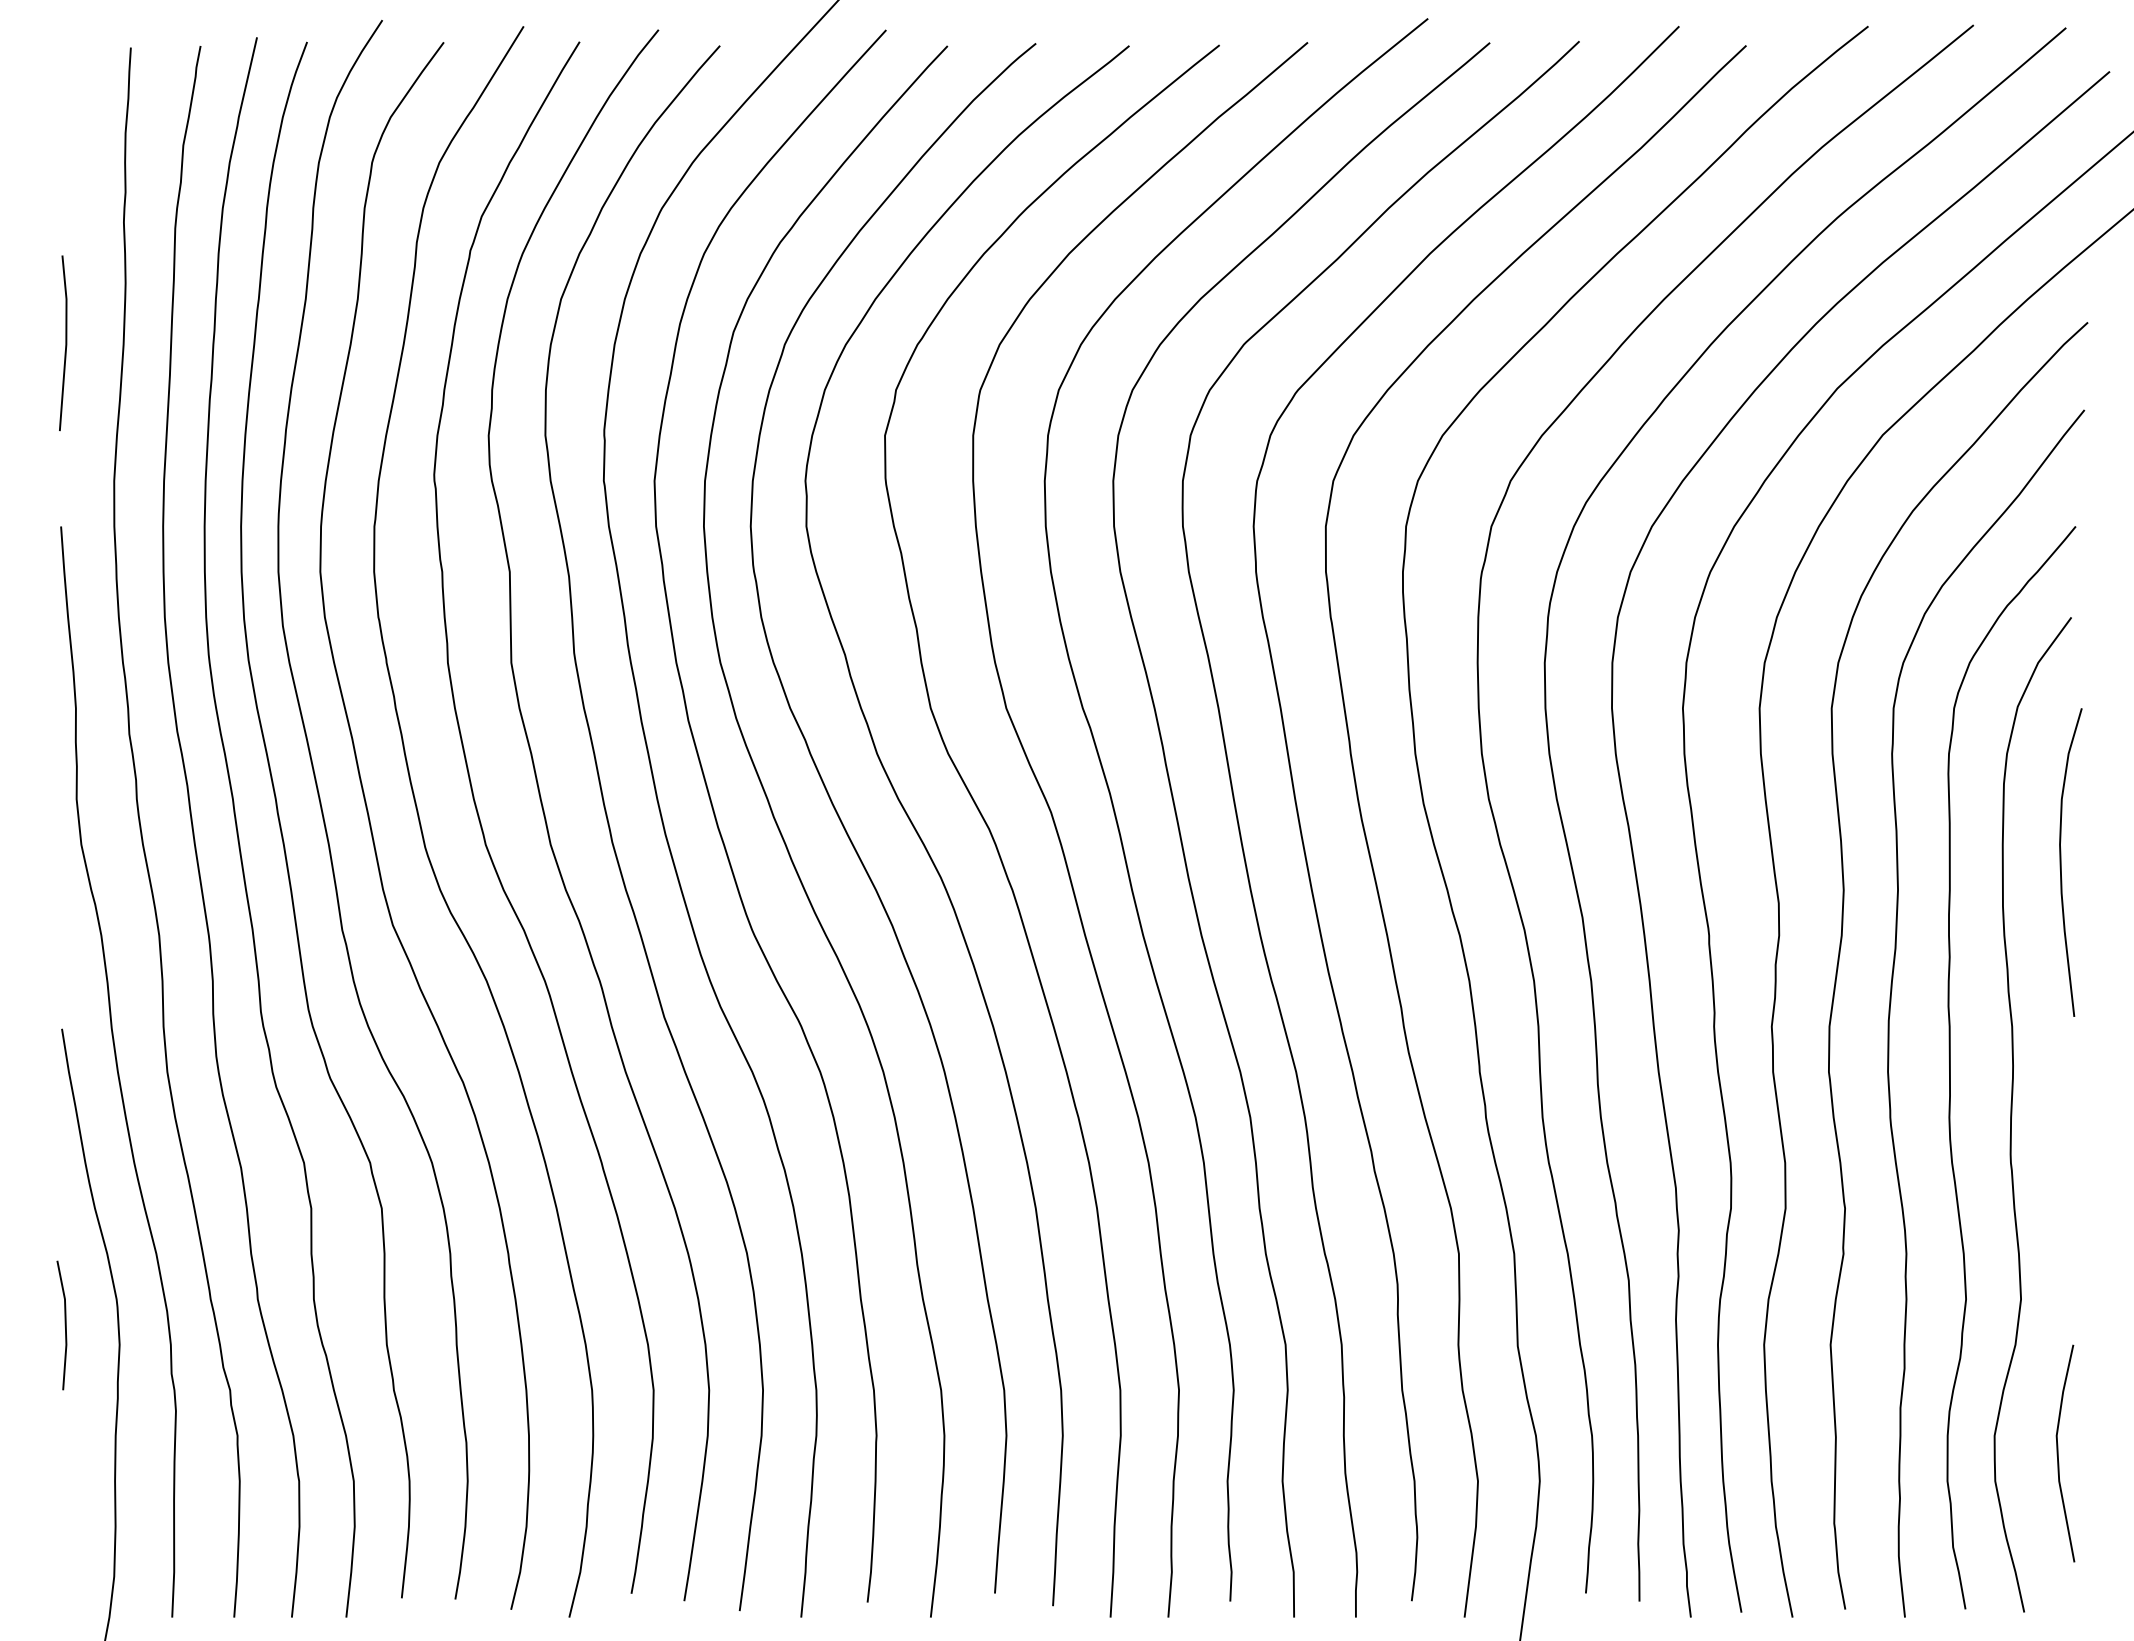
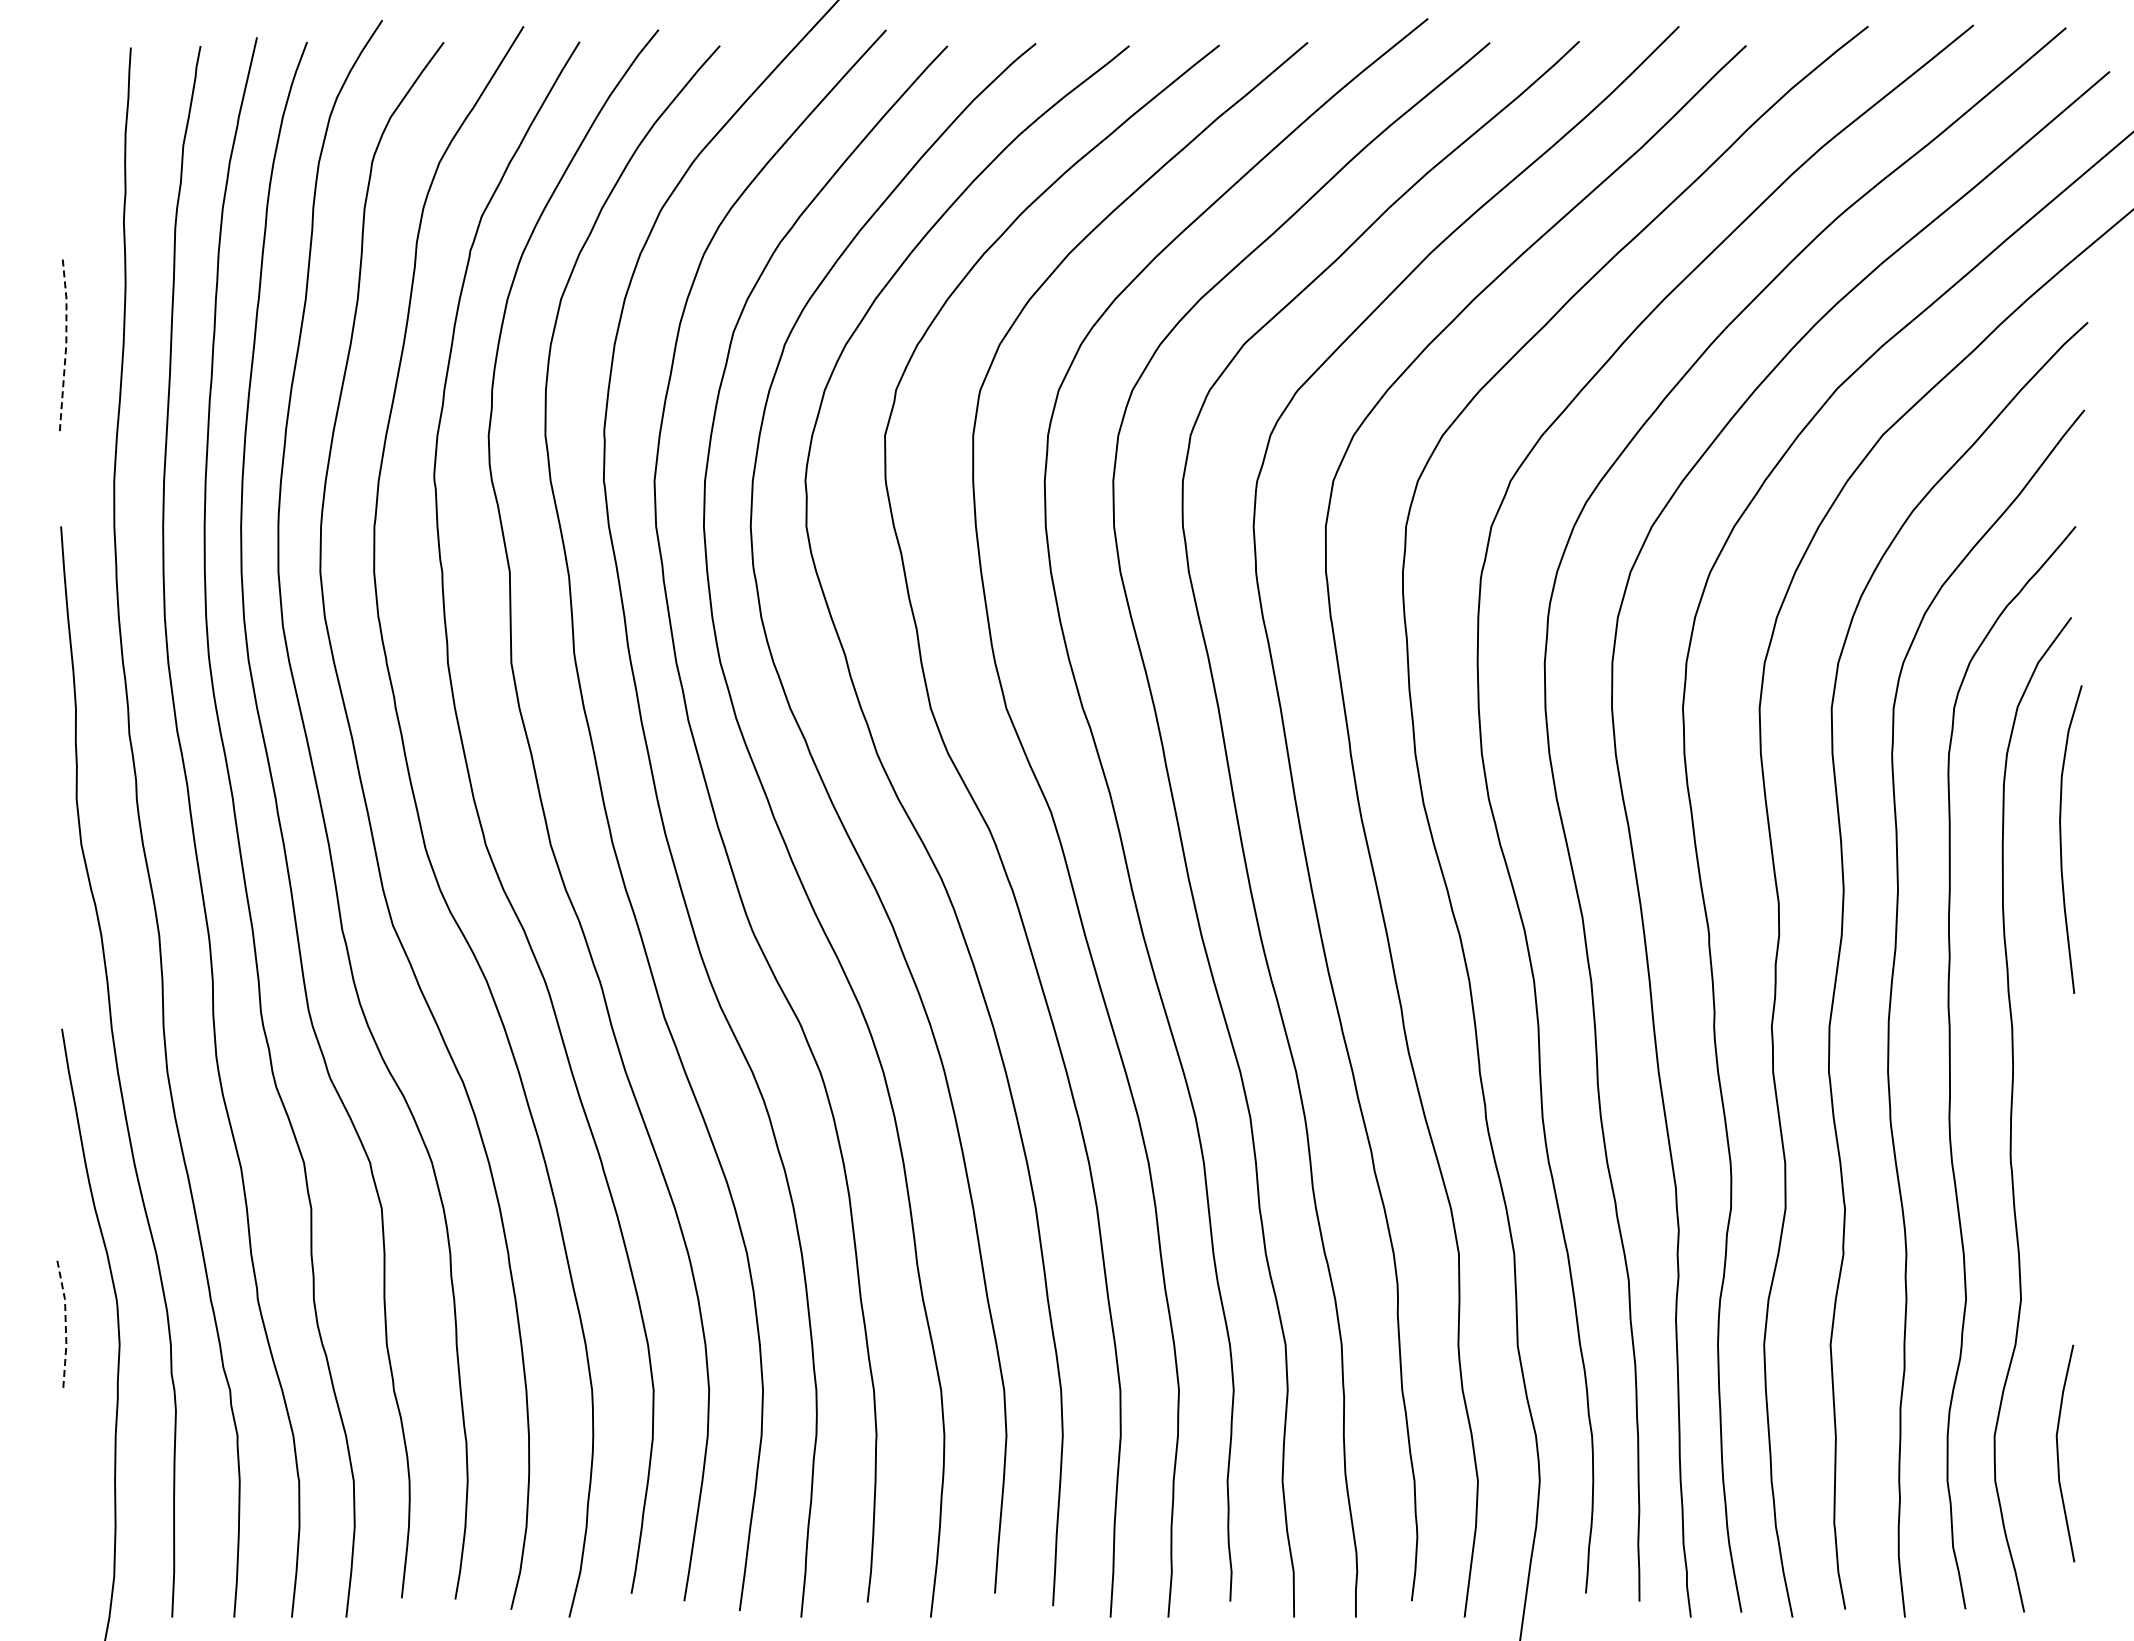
line: solid -> dashed (66, 342)
curve position: (2061, 862) -> (2061, 839) (2061, 839)
line: solid -> dashed (65, 1325)
